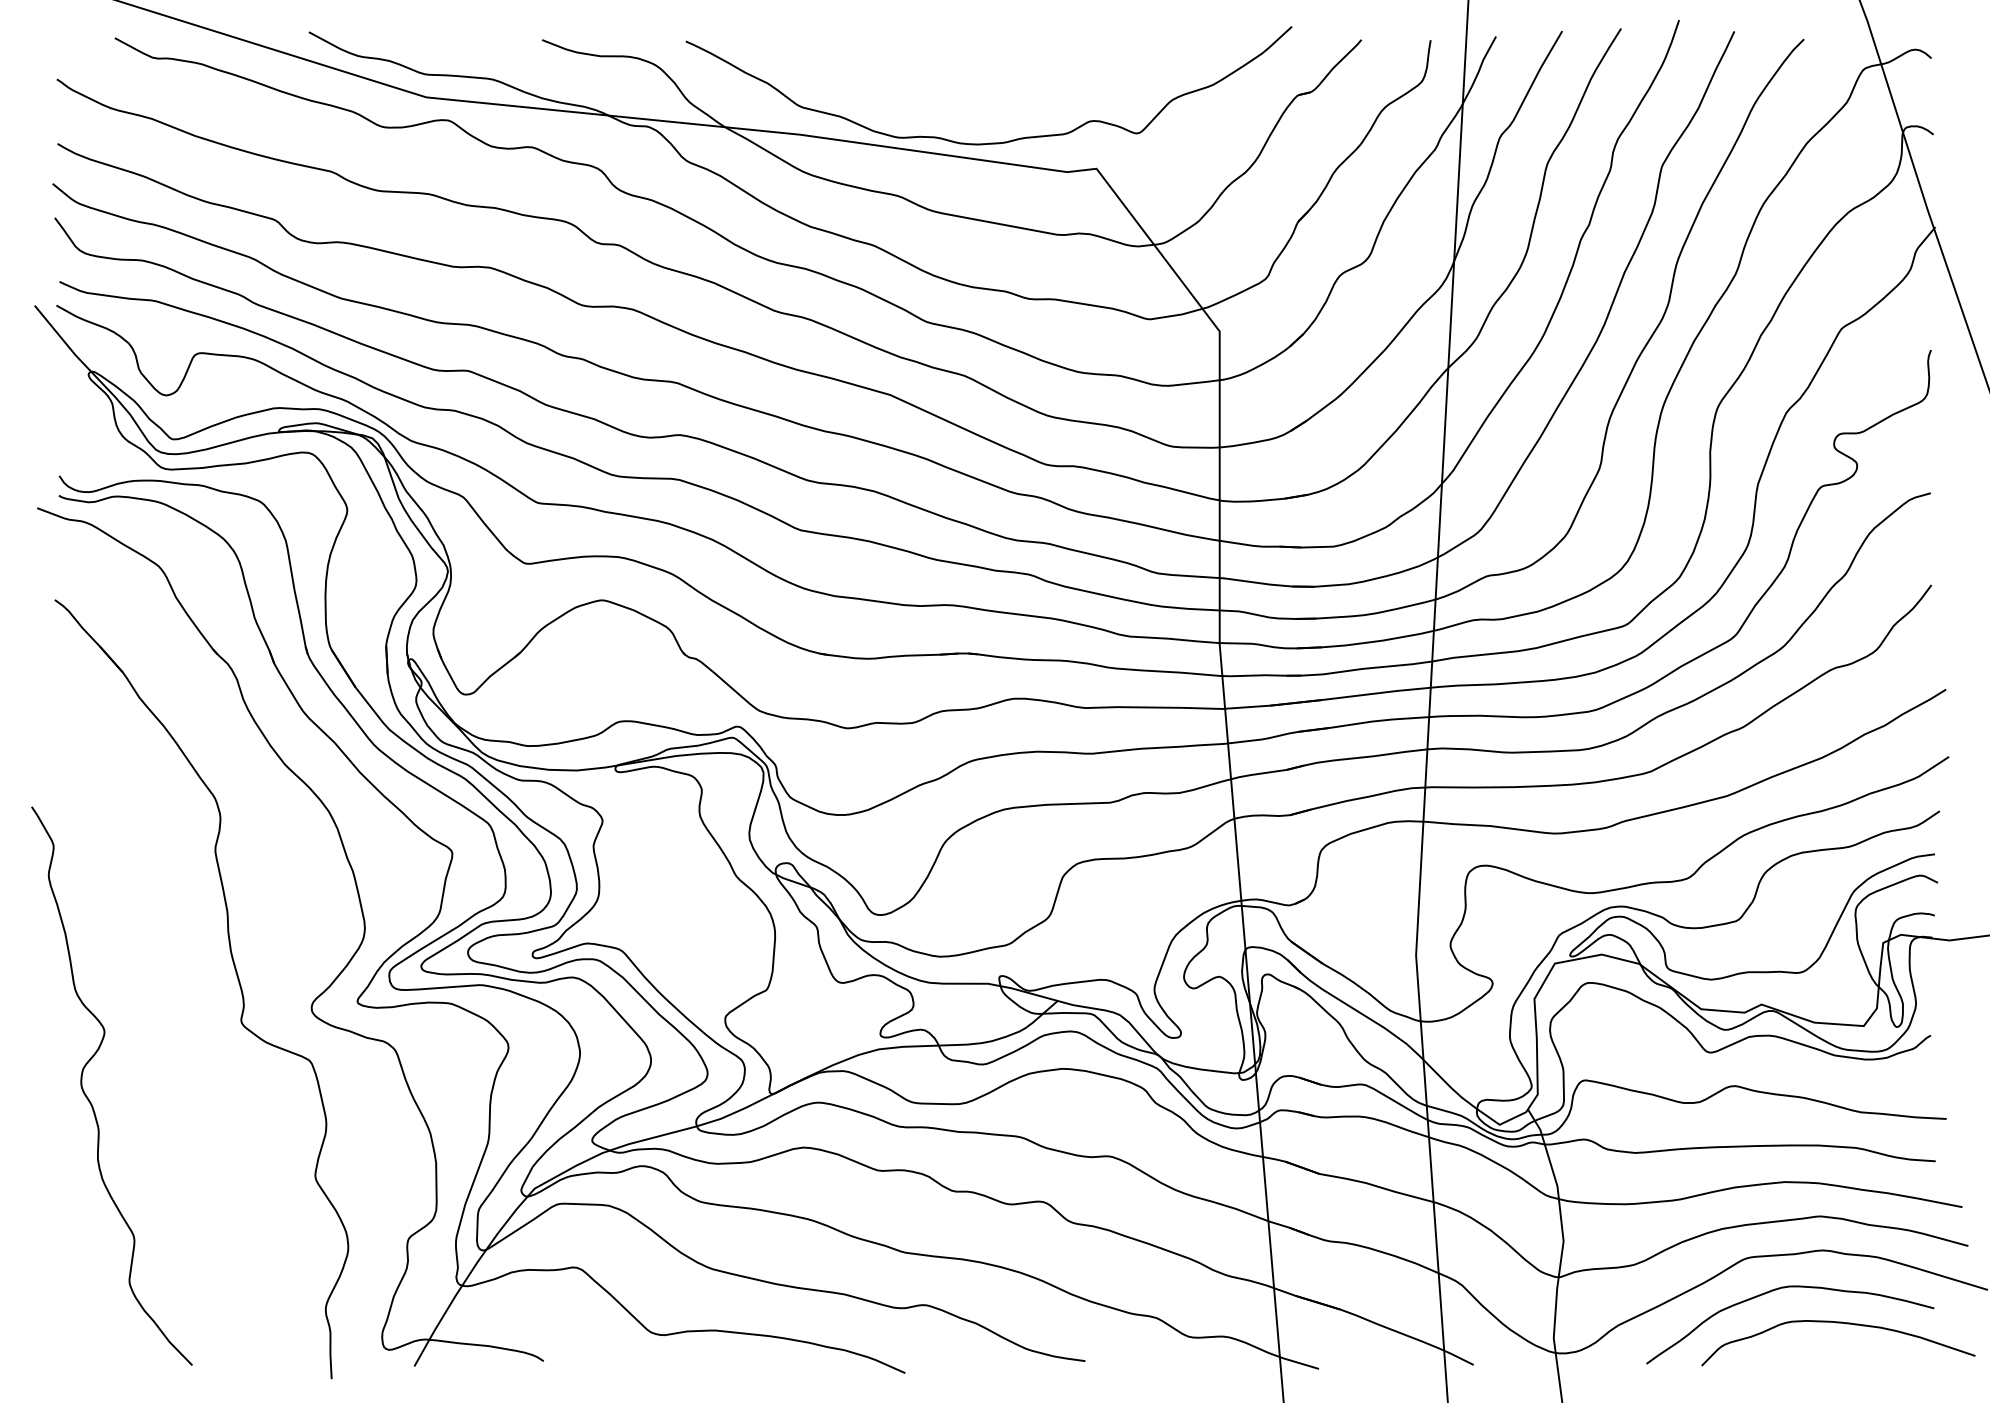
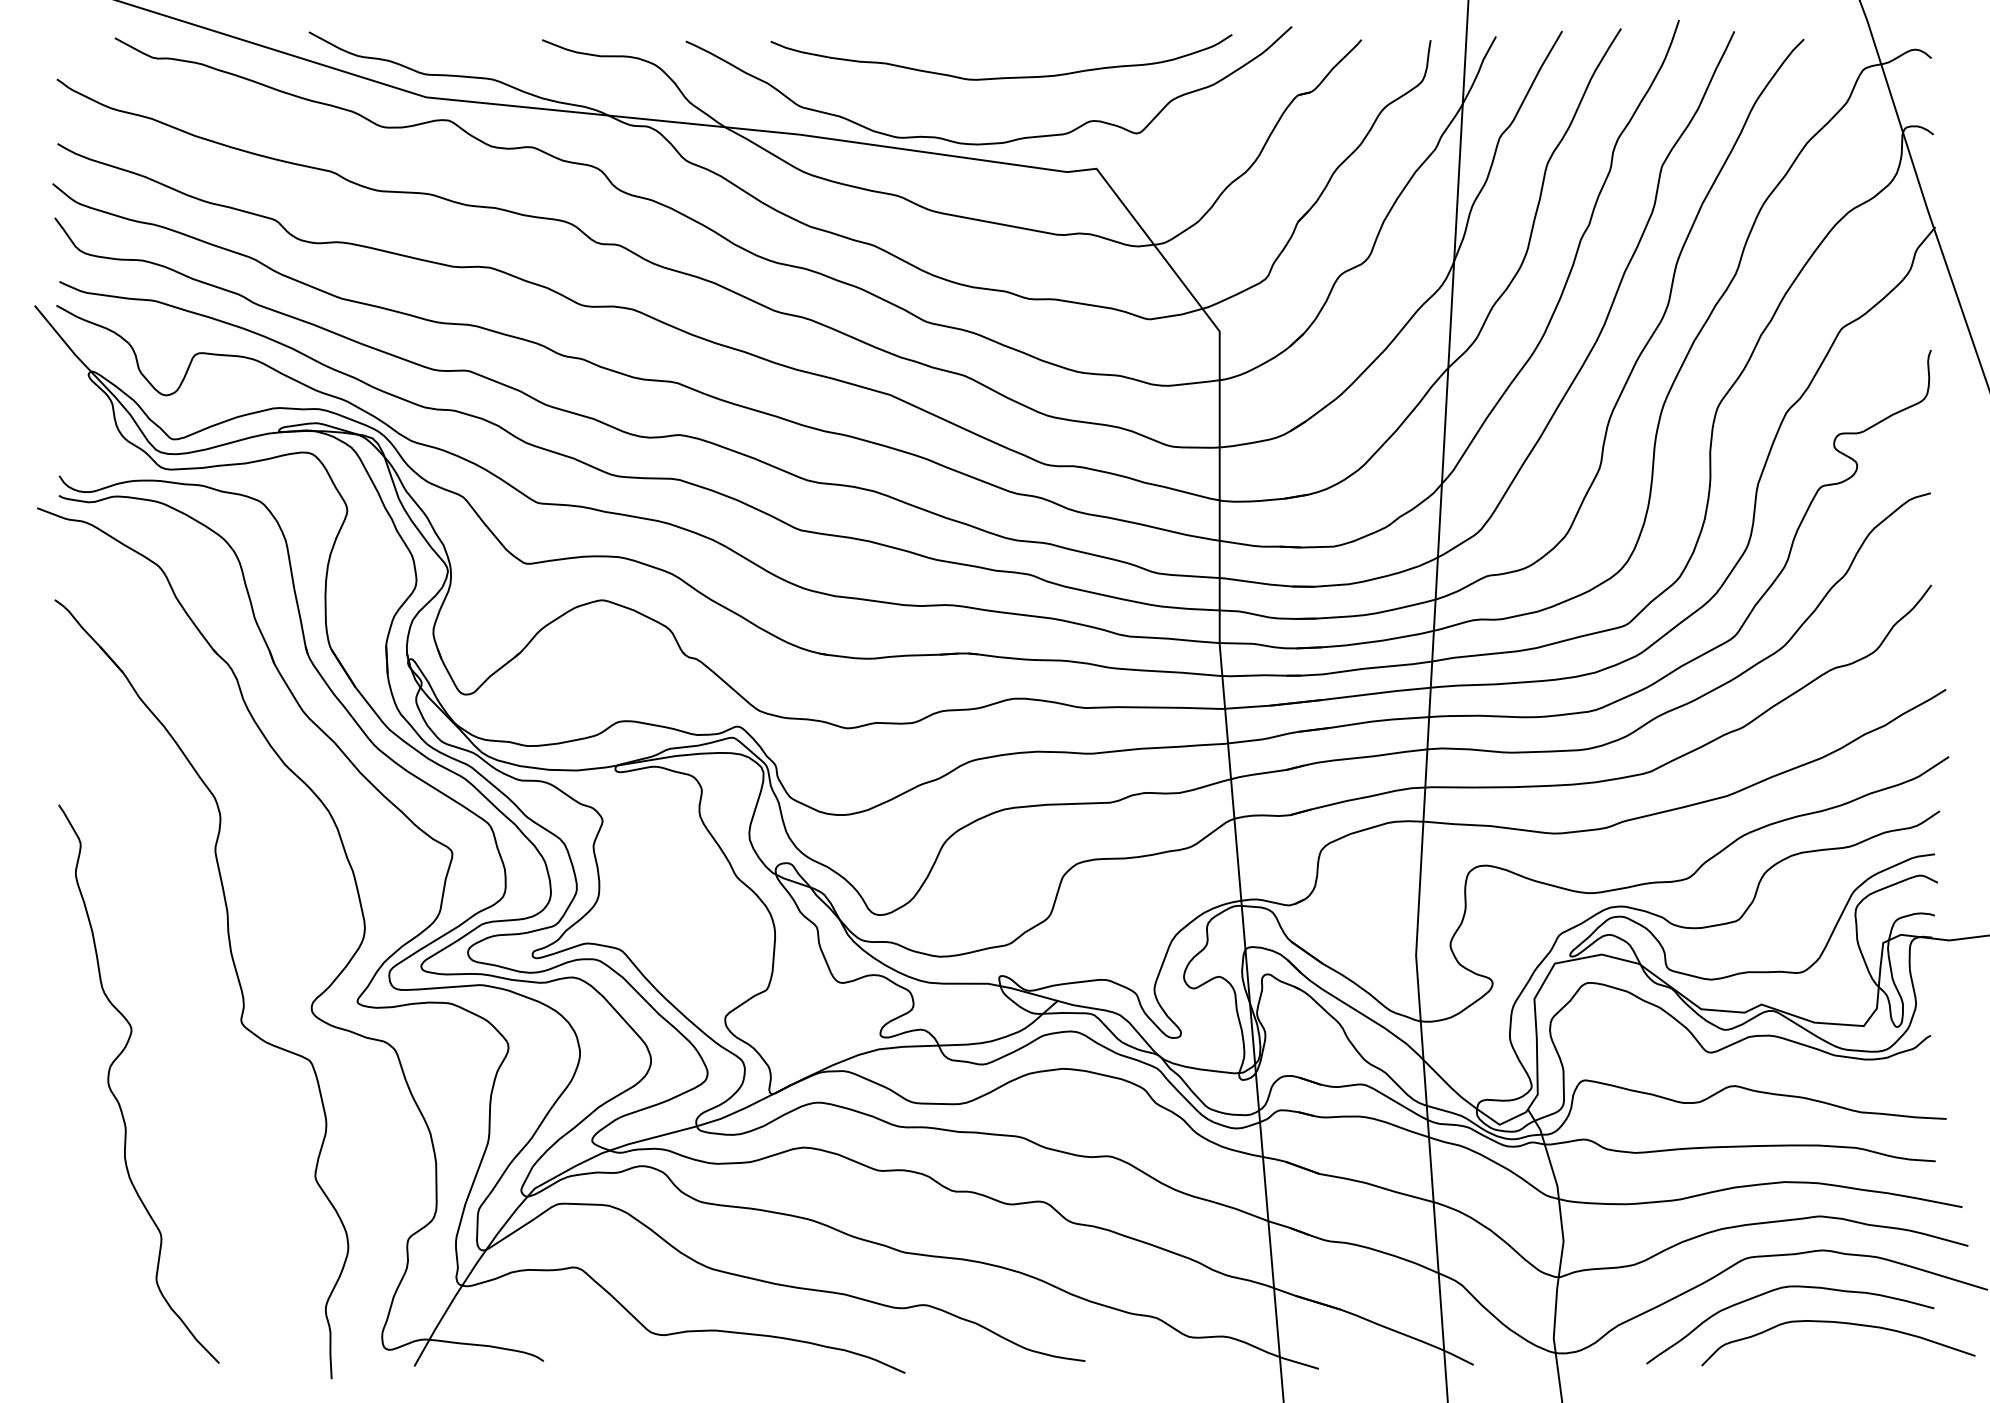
curve: none -> present (1001, 77)
curve position: (90, 1100) -> (117, 1098) (117, 1098)
